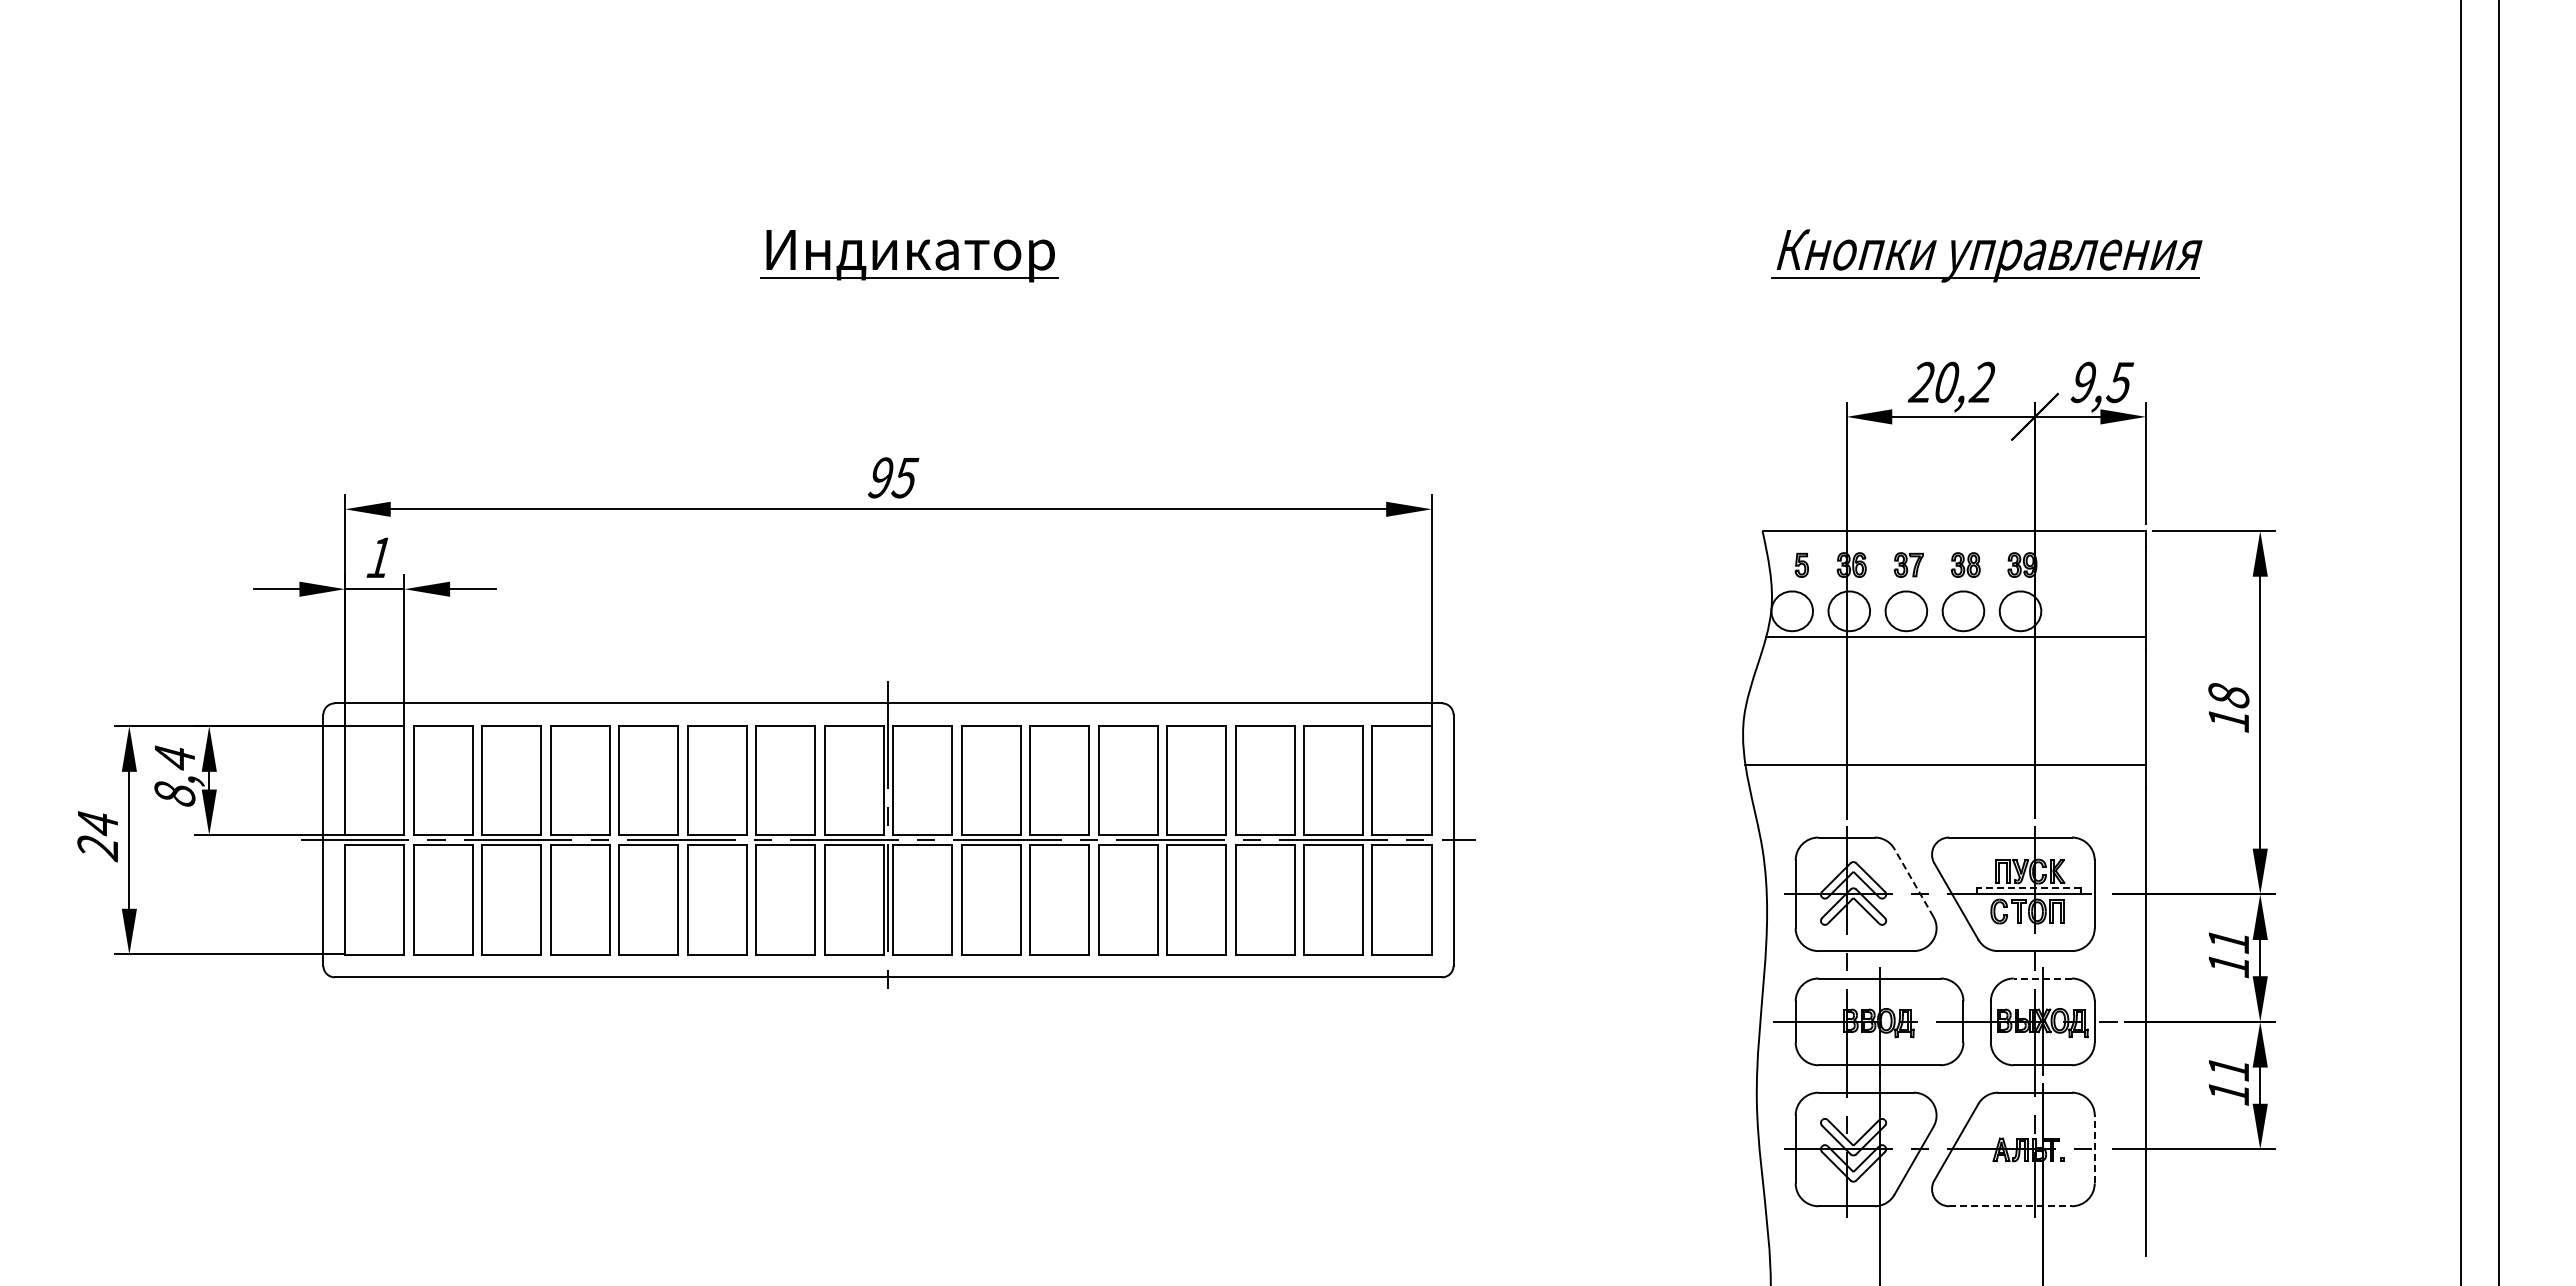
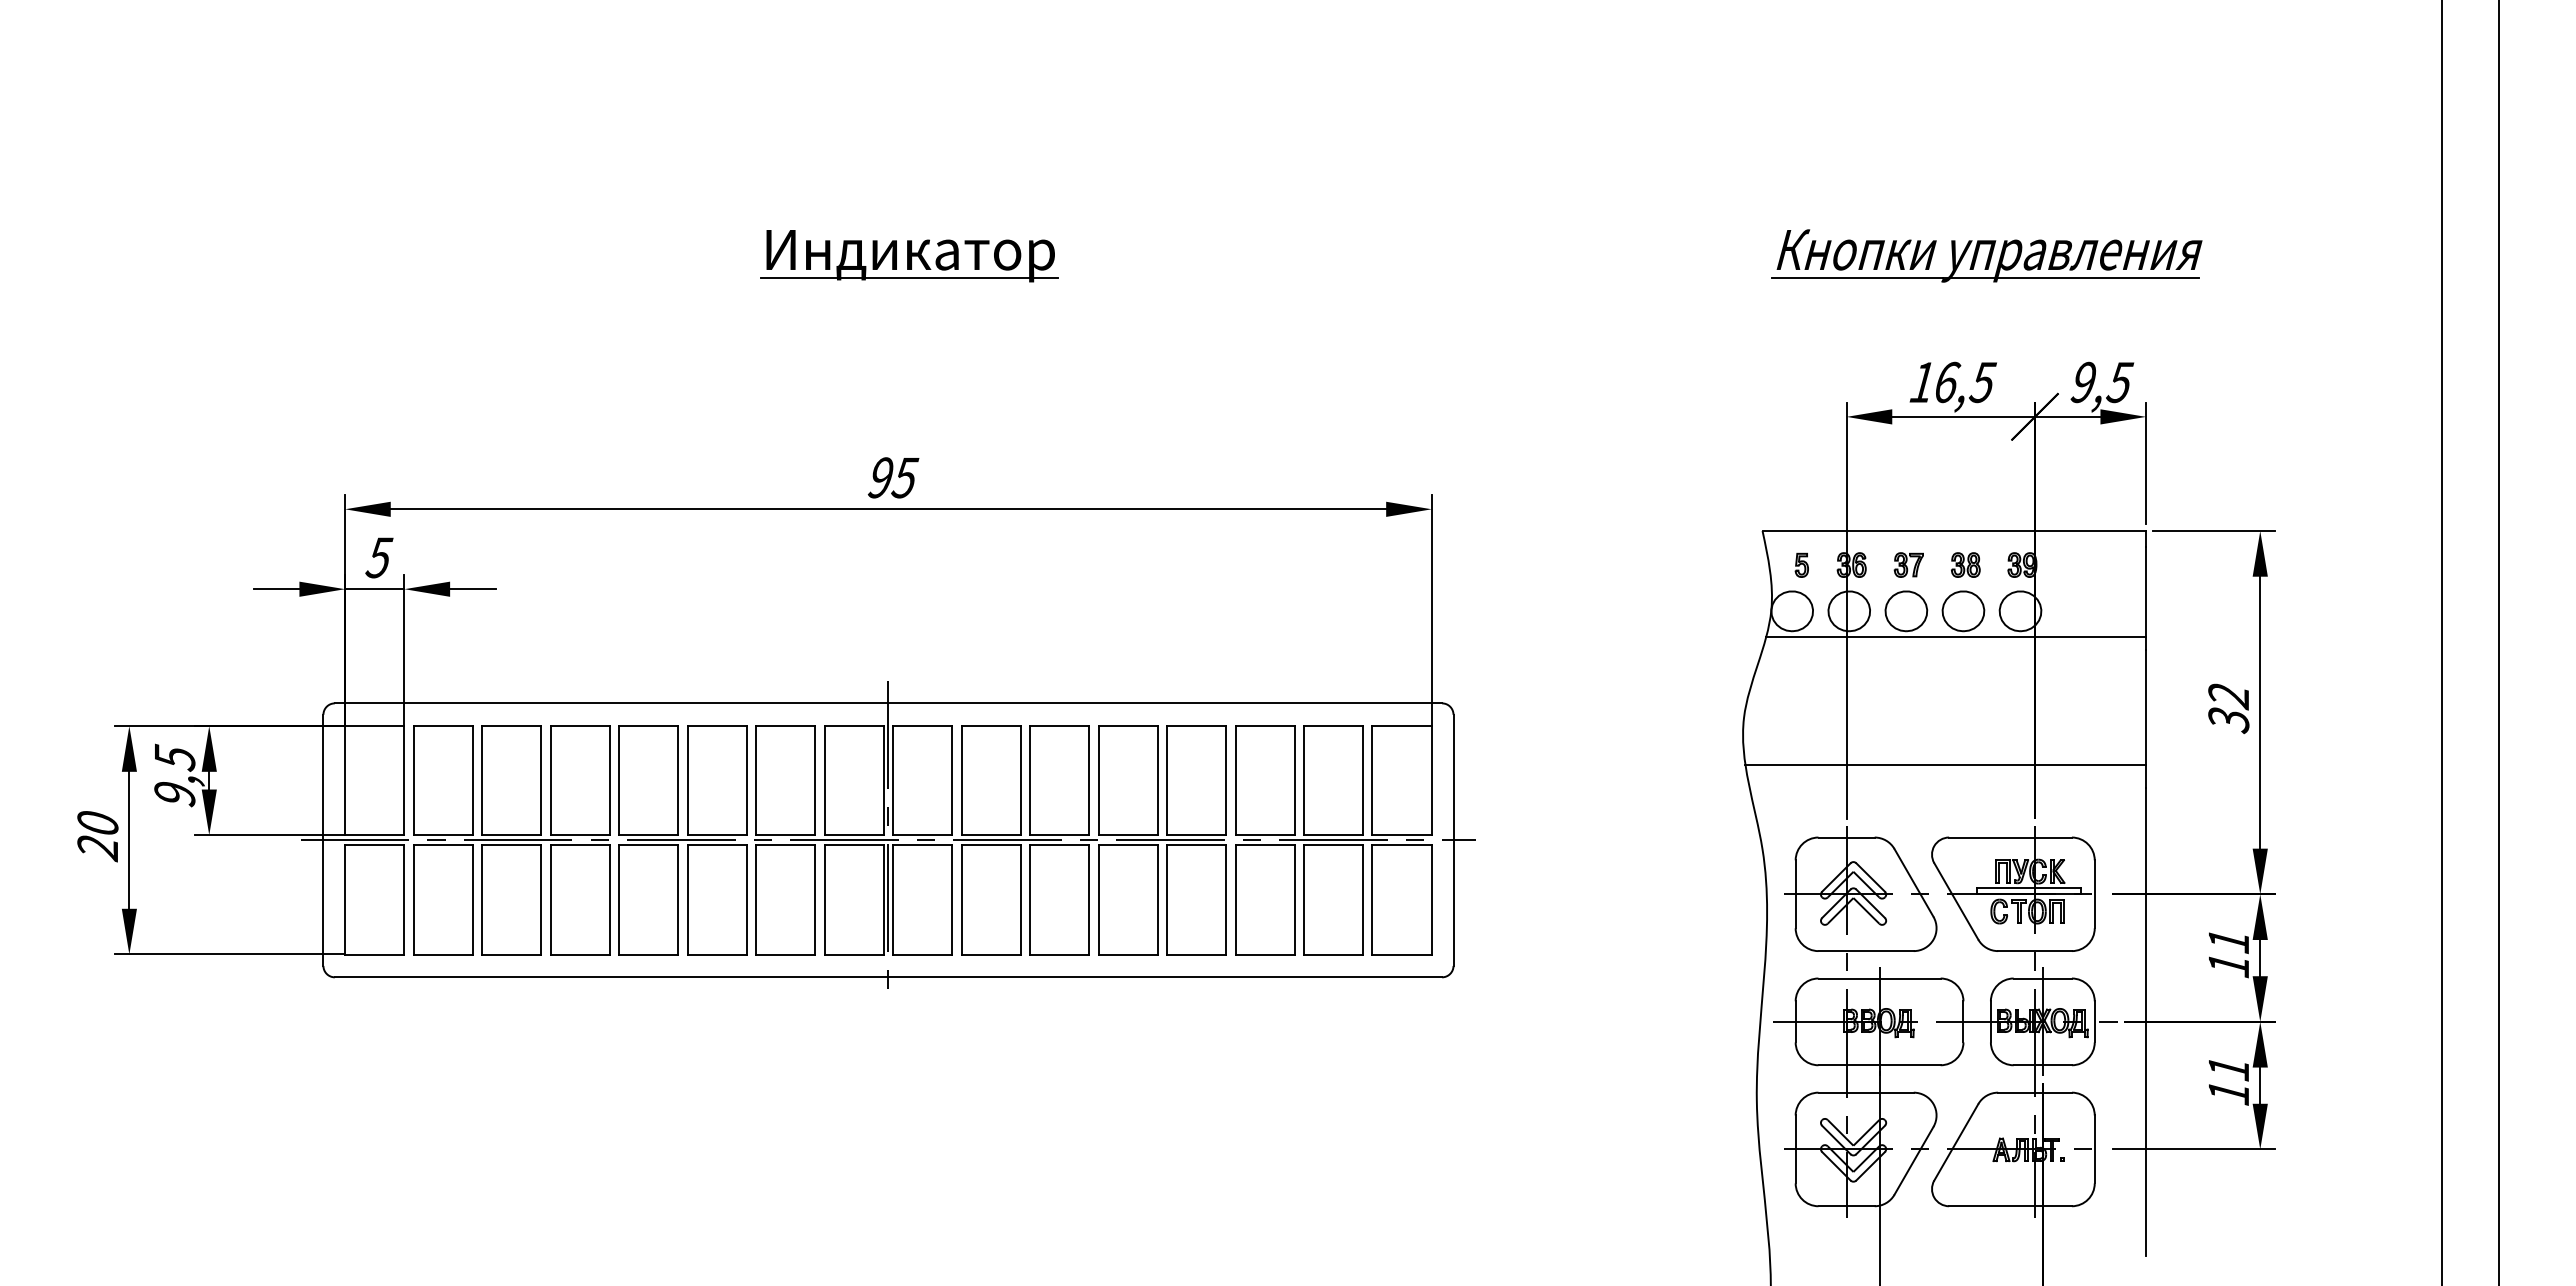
text: 20,2 -> 16,5 (1952, 382)
text: 1 -> 5 (379, 557)
line position: (2460, 642) -> (2441, 642) (2441, 642)
text: 18 -> 32 (2228, 708)
text: 8,4 -> 9,5 (174, 775)
text: 24 -> 20 (97, 823)
line: dashed -> solid (1913, 882)
line: dashed -> solid (2028, 888)
line: dashed -> solid (2042, 978)
line: dashed -> solid (2094, 1149)
line: dashed -> solid (2011, 1206)
